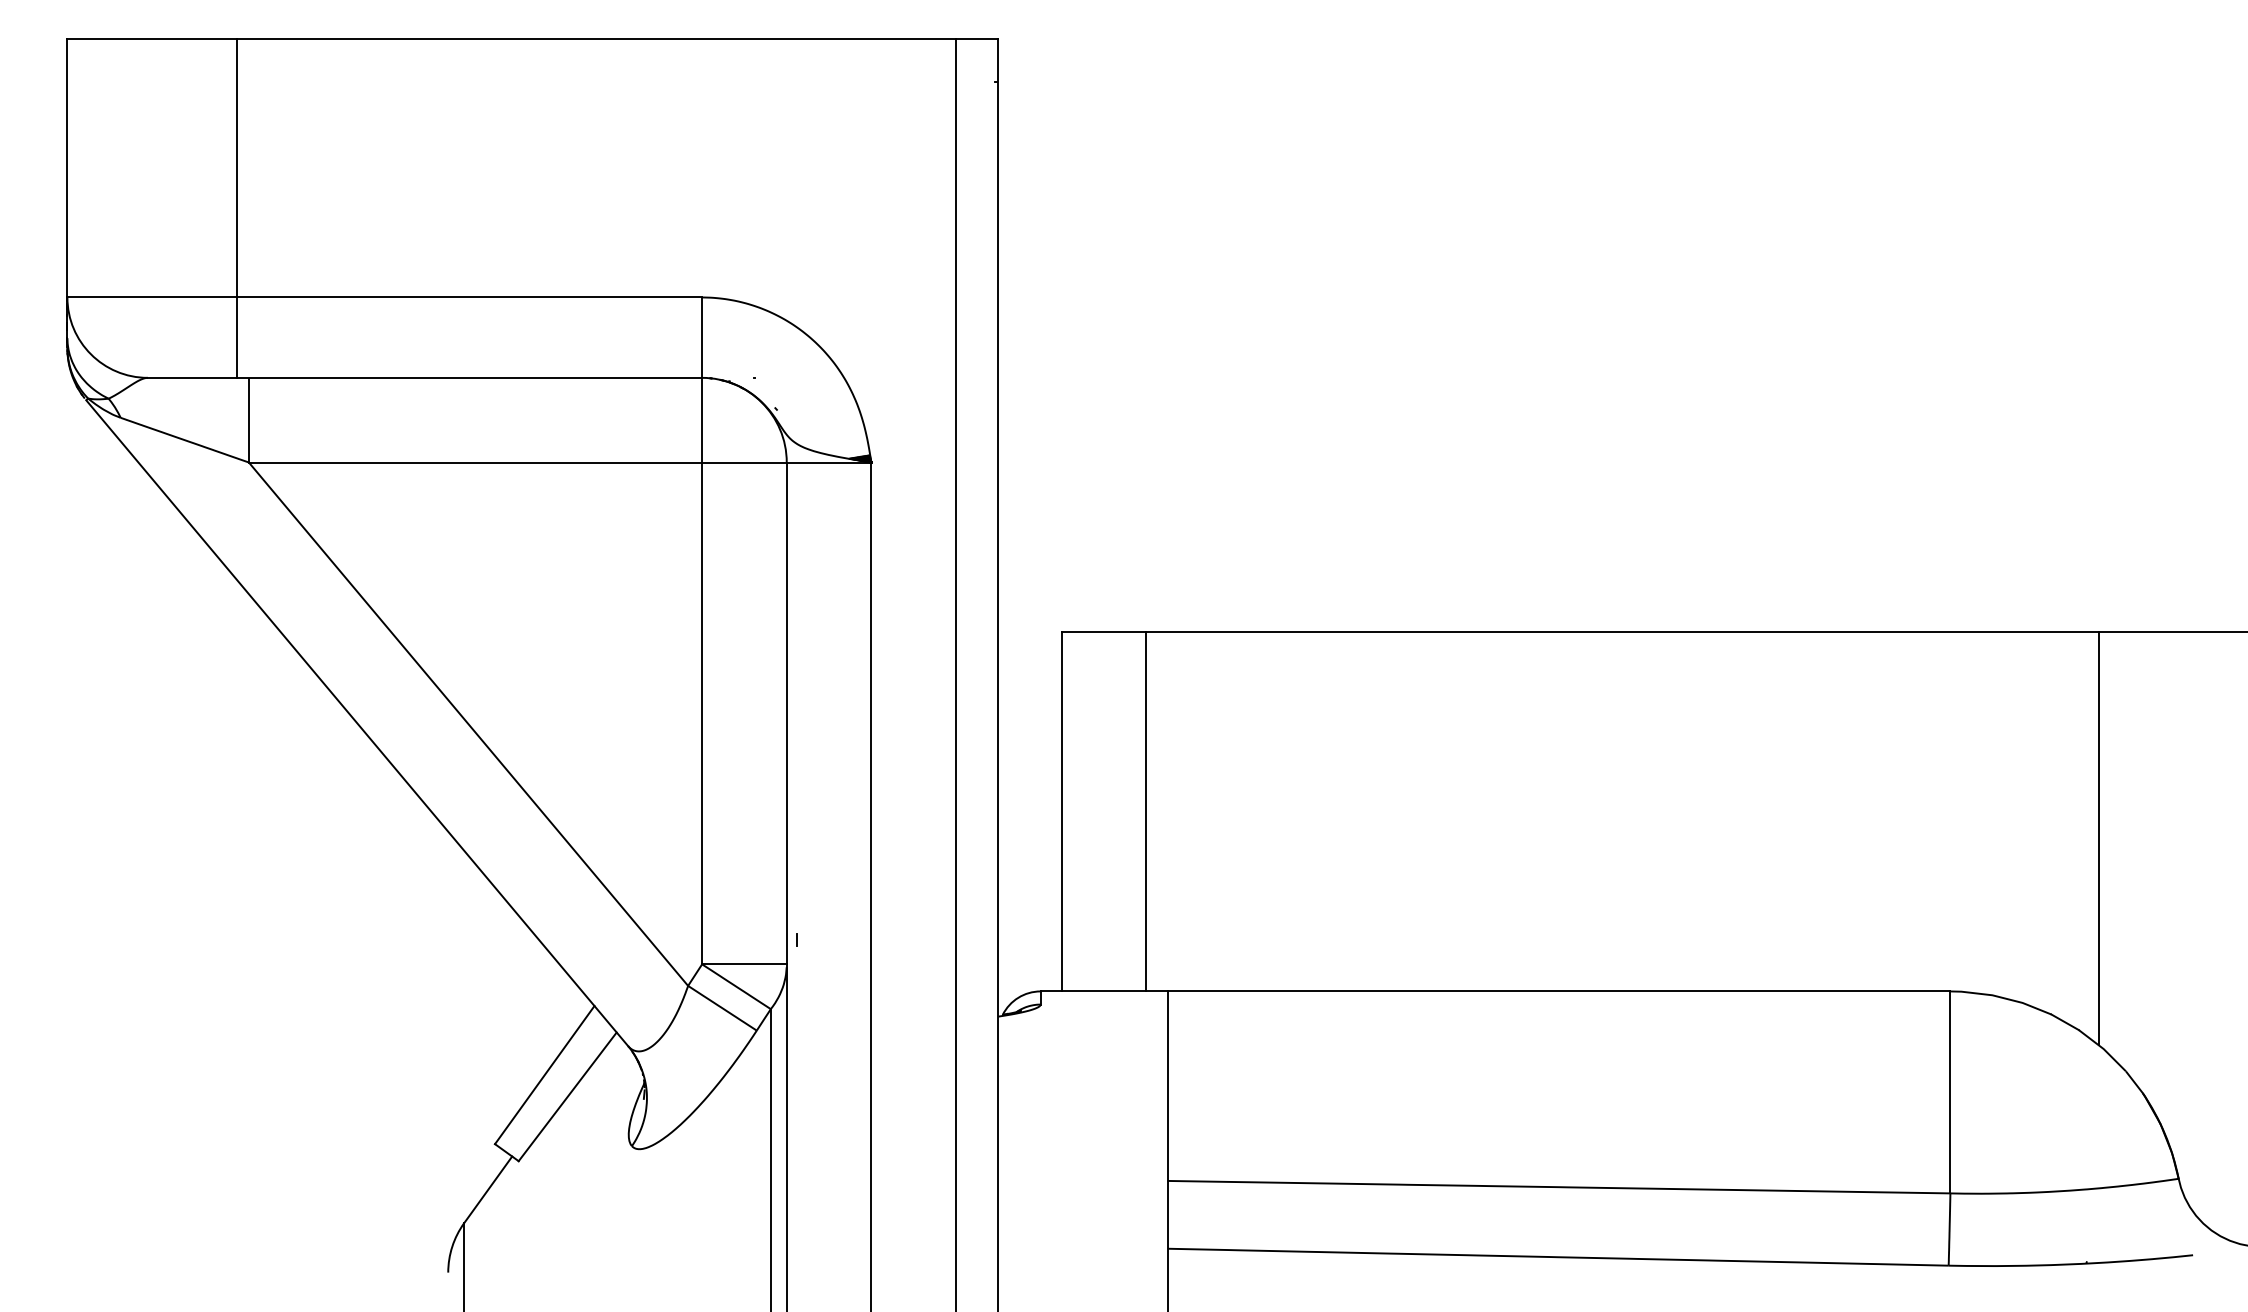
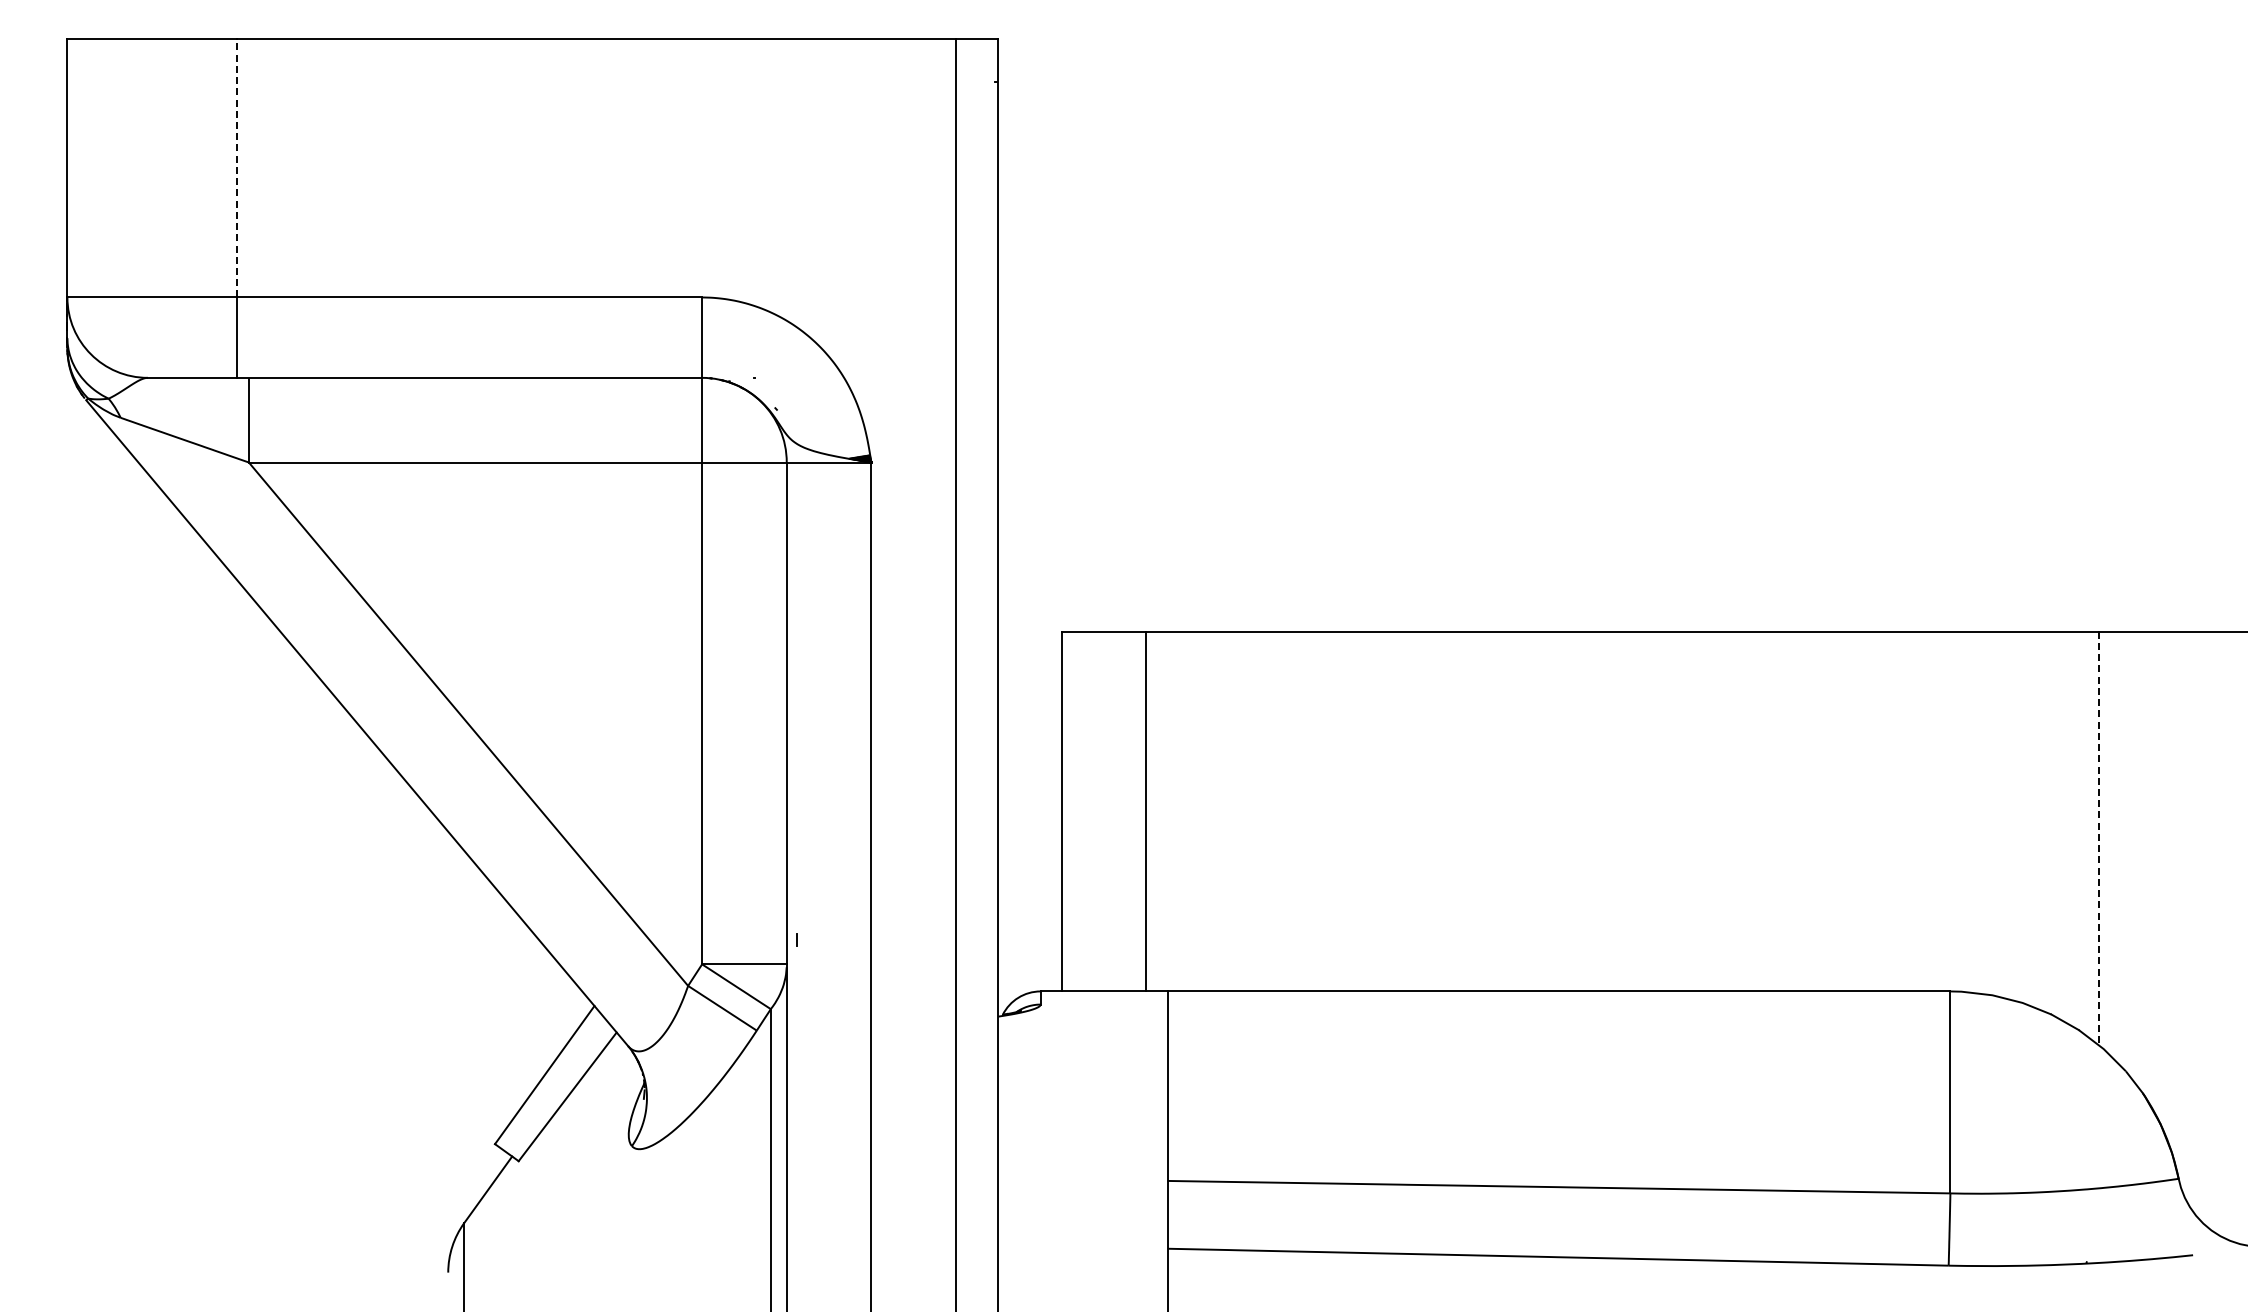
line: solid -> dashed (236, 167)
line: solid -> dashed (2098, 838)
